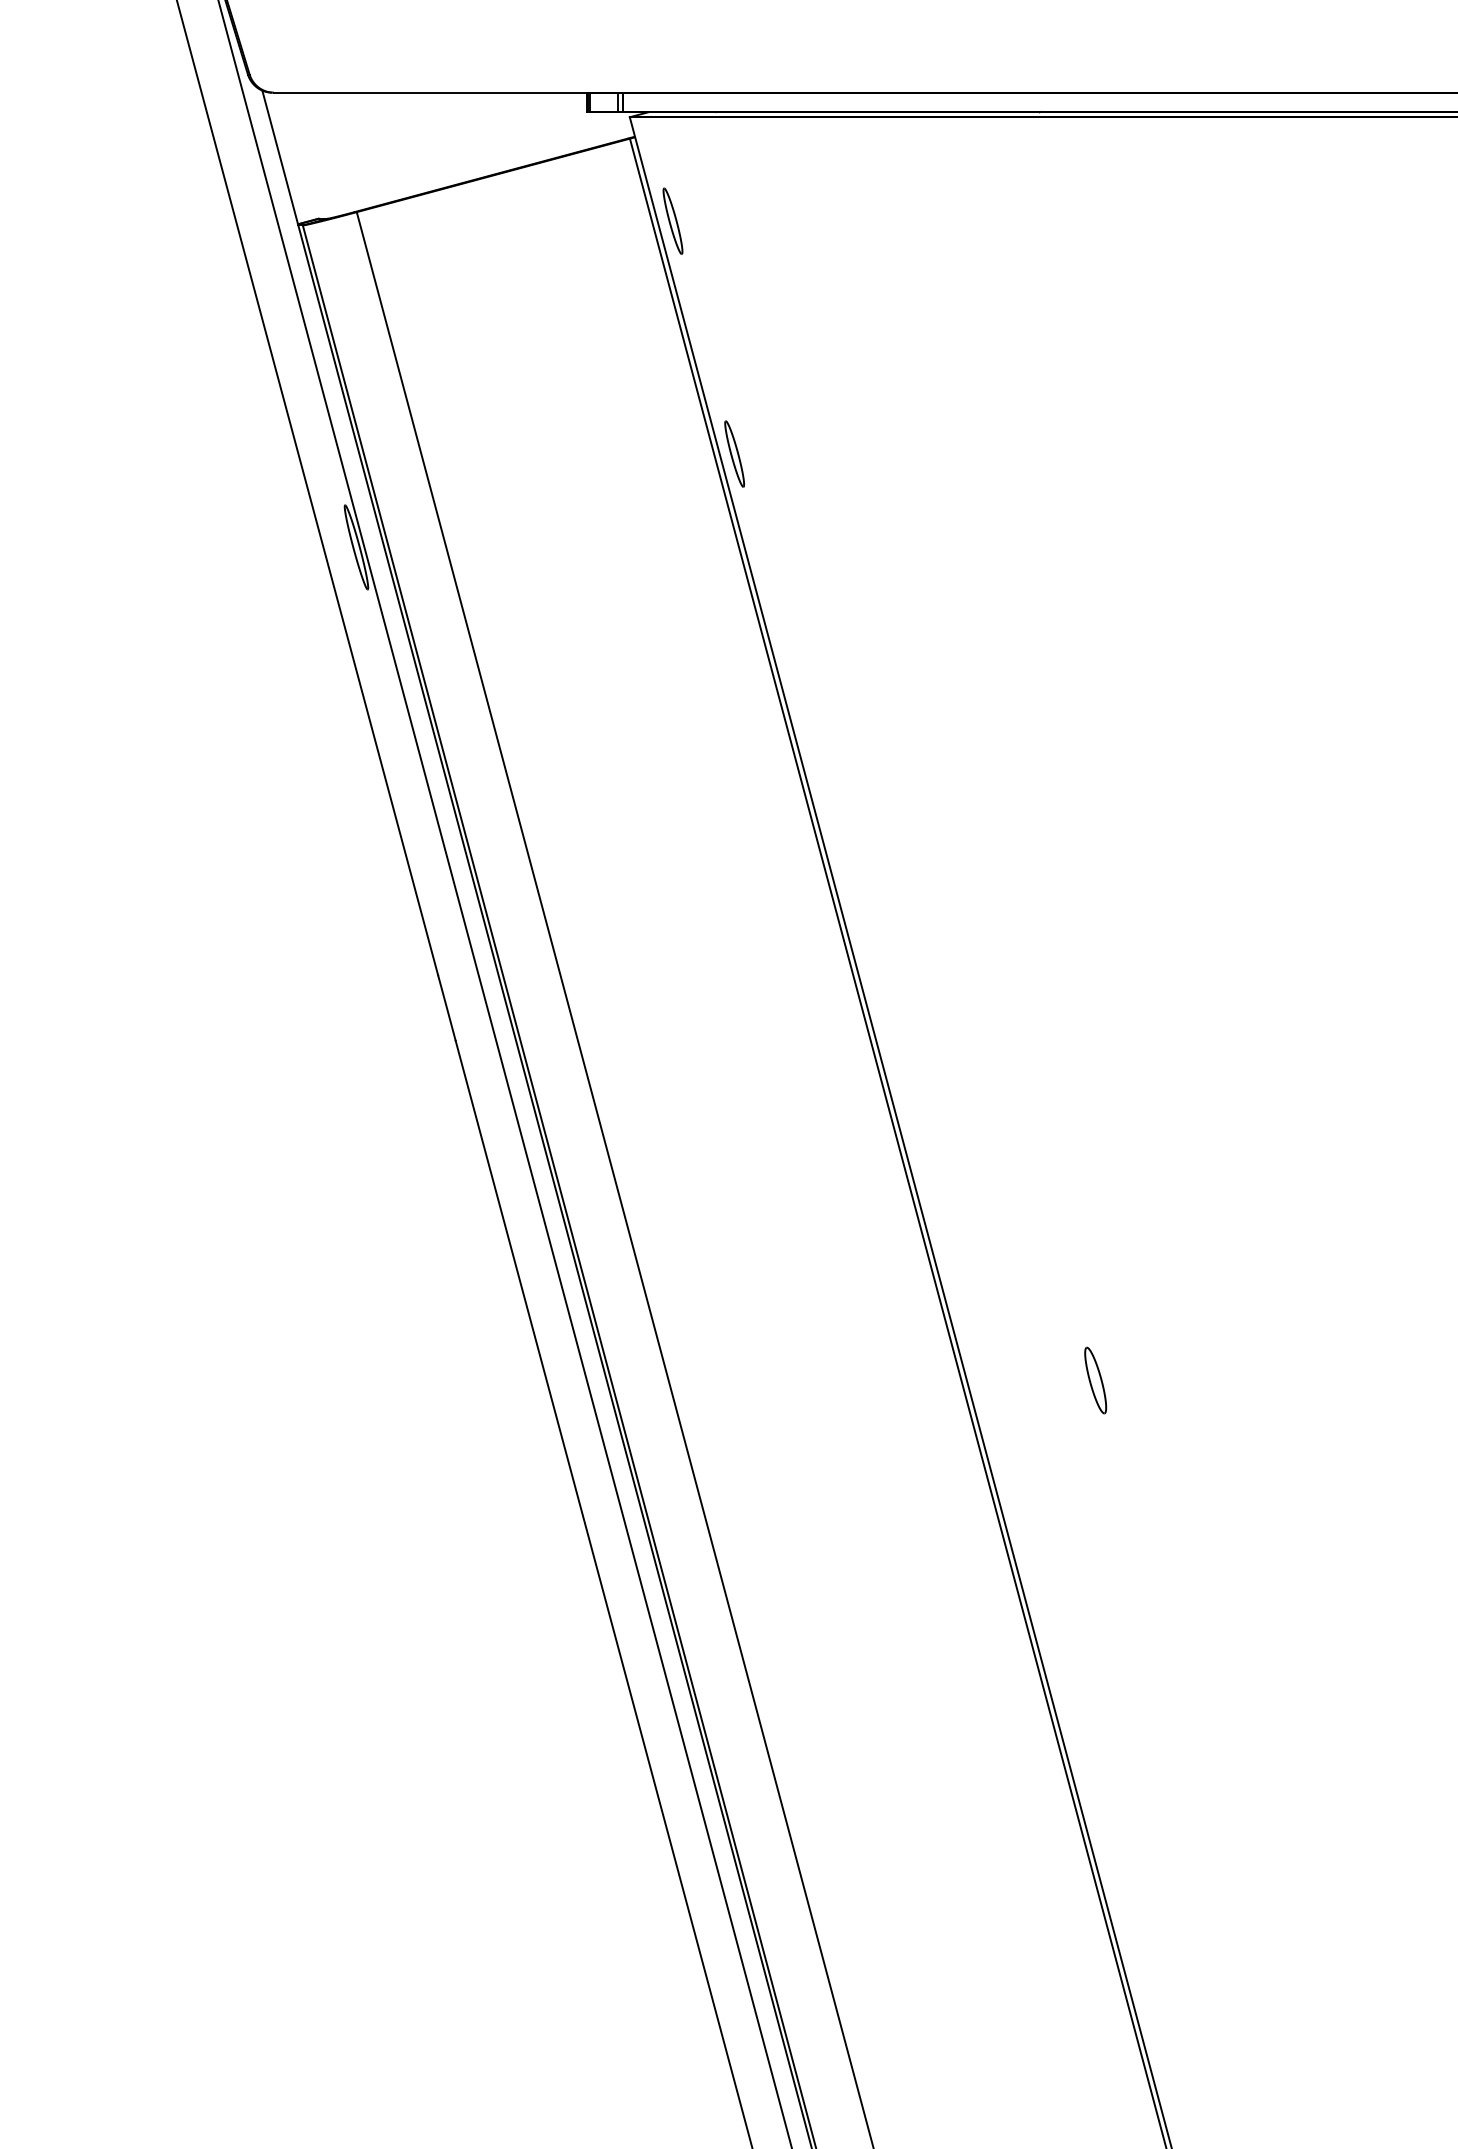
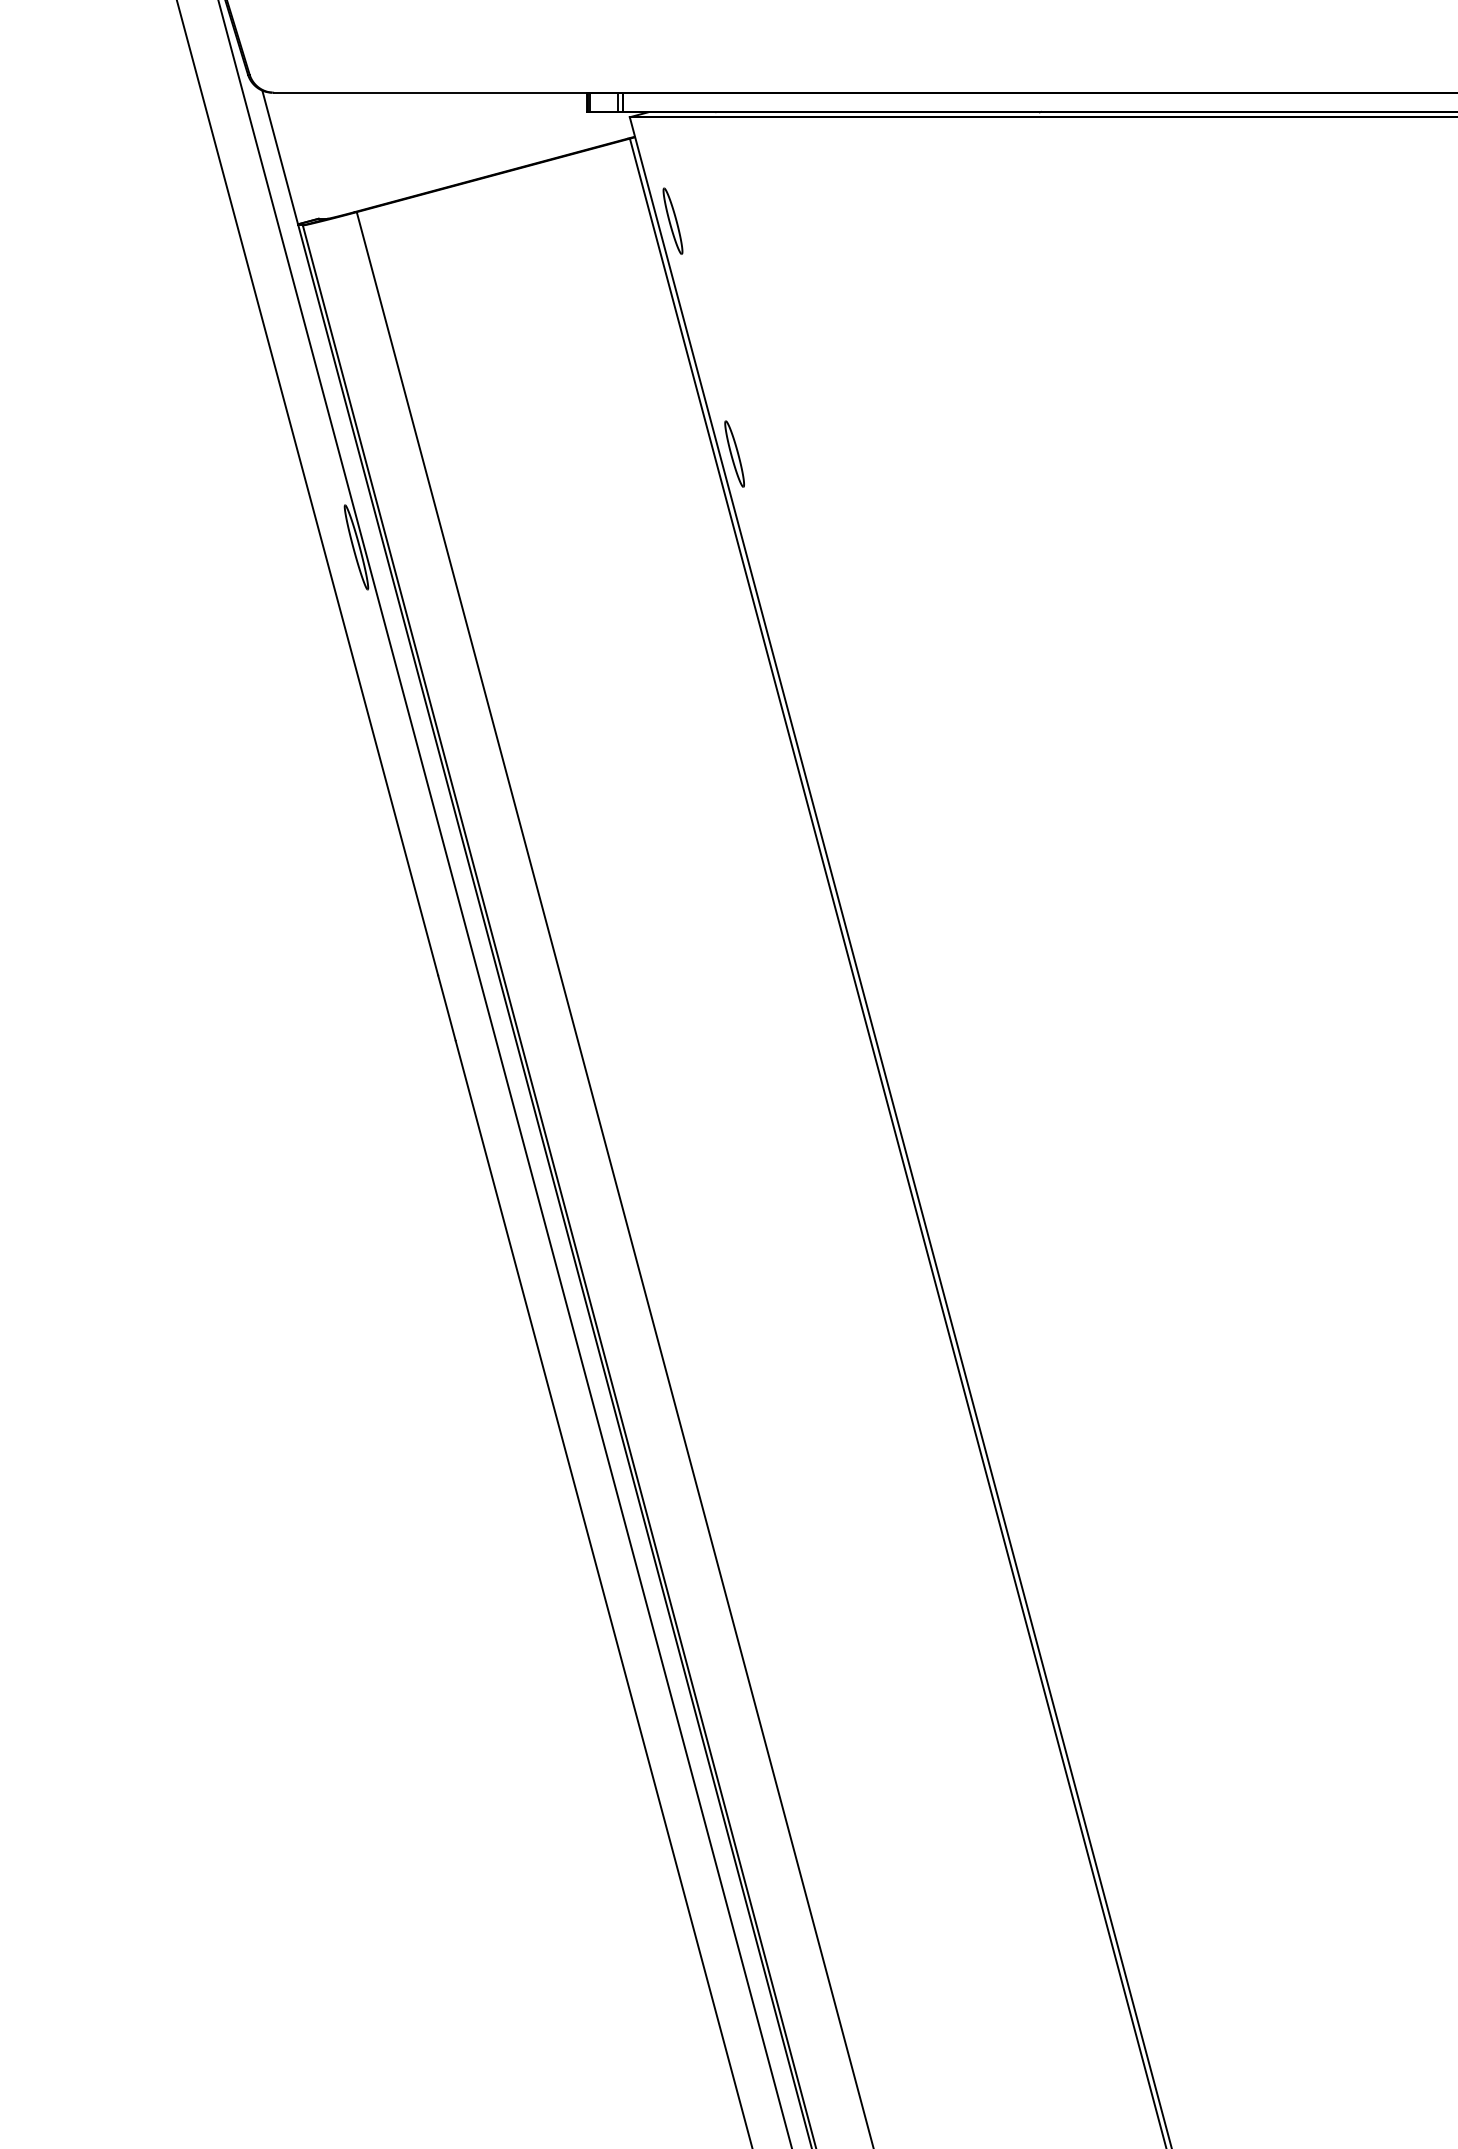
part: present -> none (1095, 1380)
